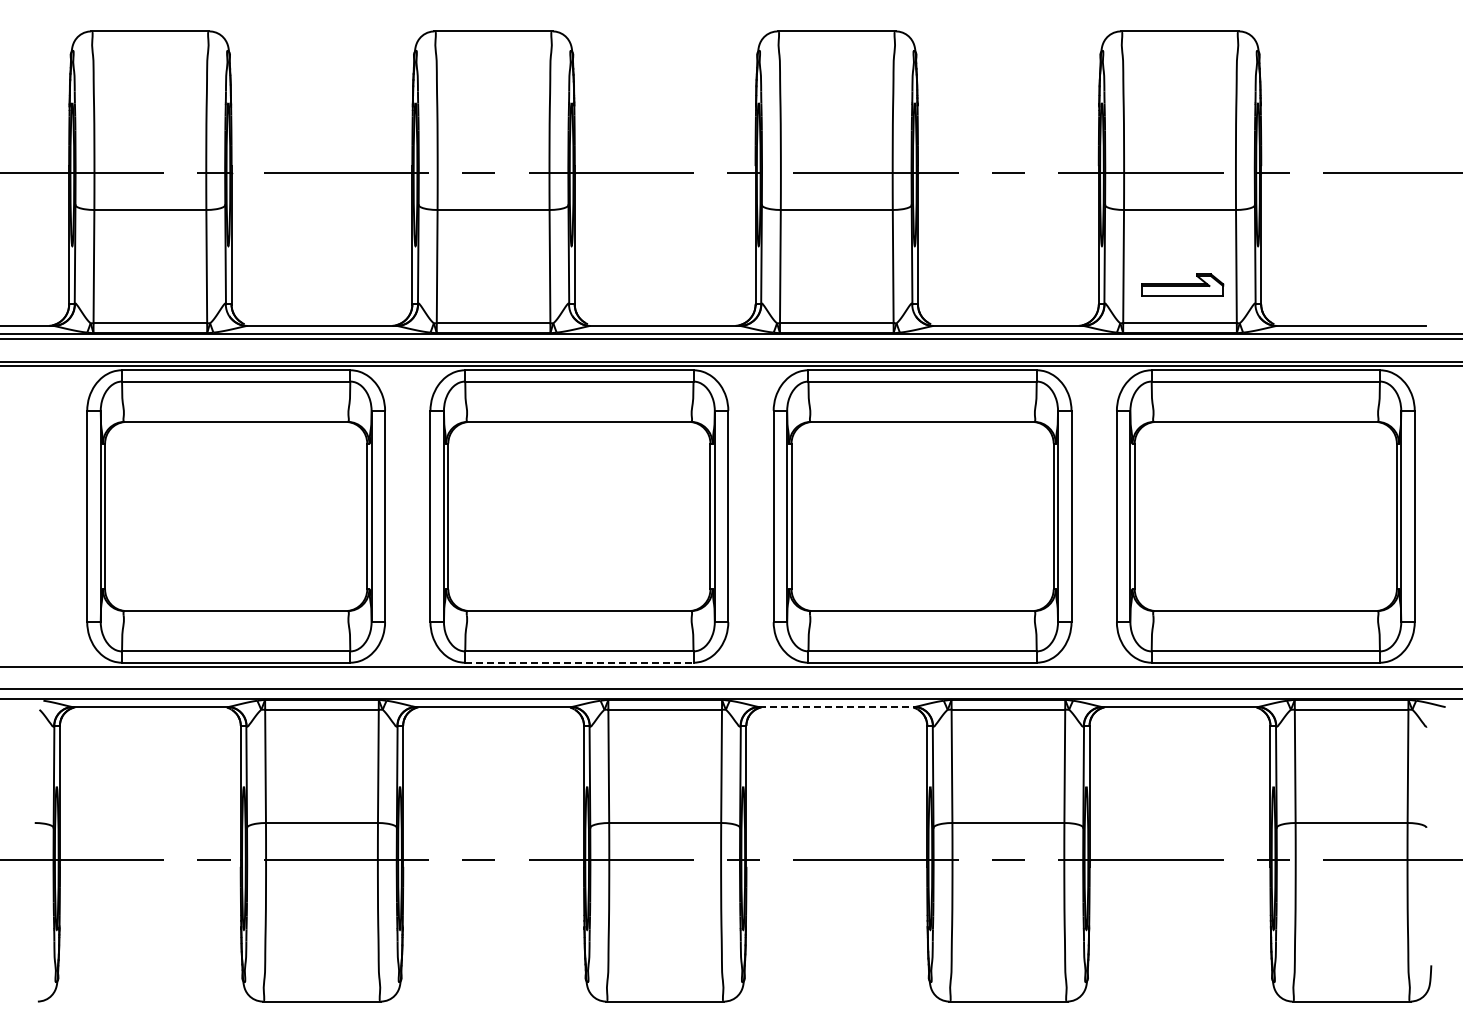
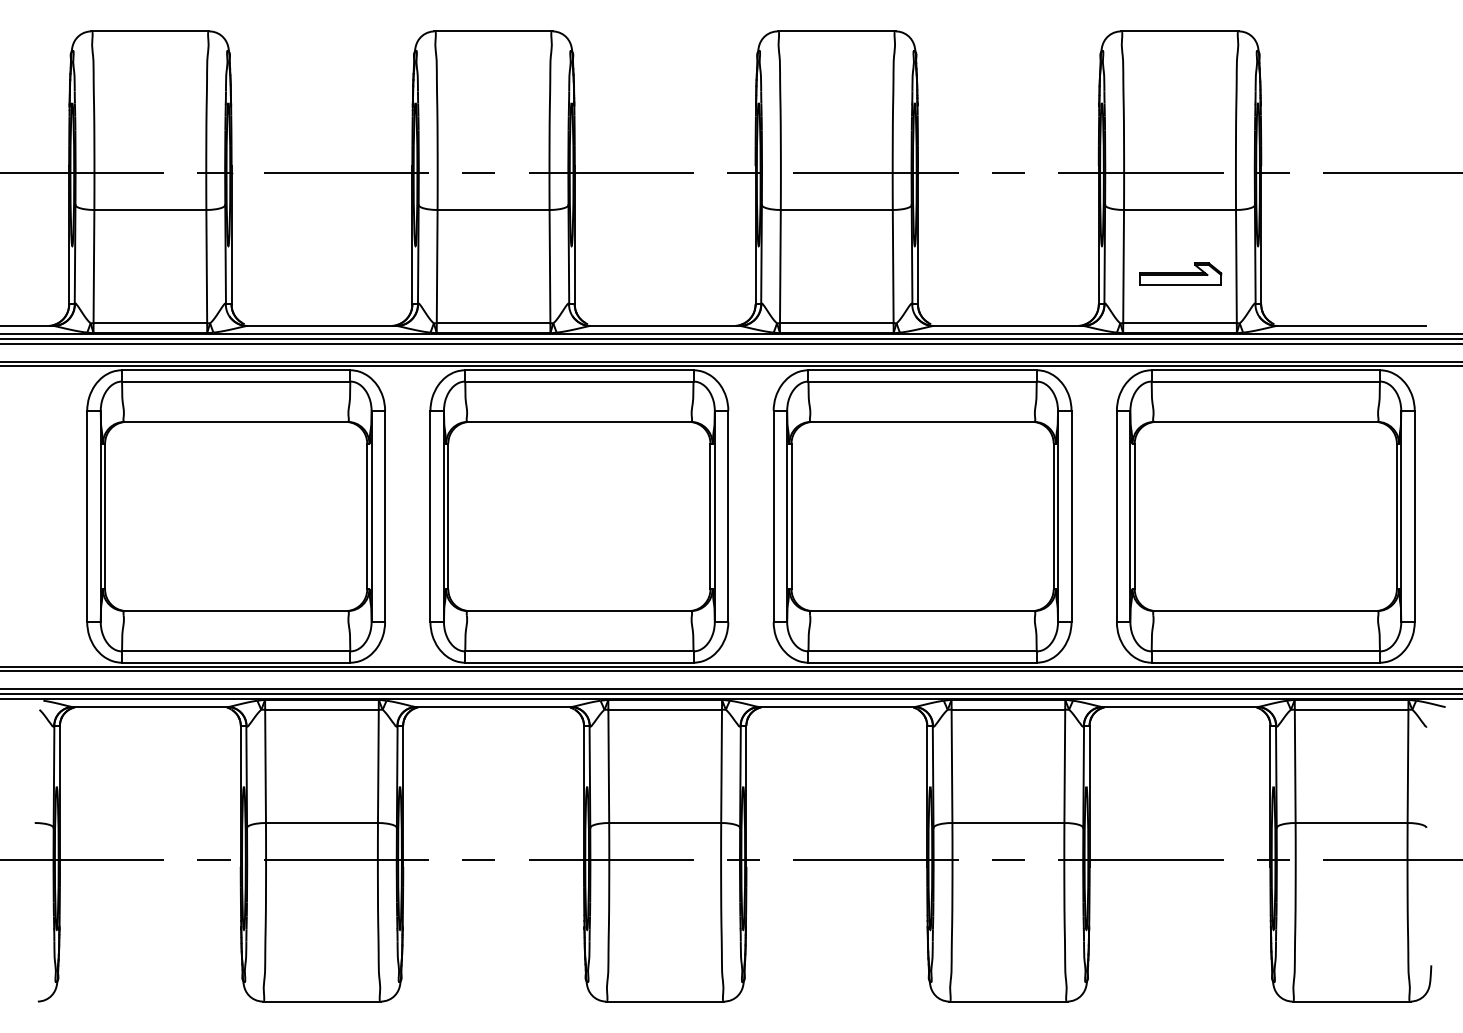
part position: (1182, 284) -> (1180, 273) (1180, 273)
line: none -> present (730, 344)
line: dashed -> solid (579, 662)
line: none -> present (730, 671)
line: none -> present (730, 693)
line: dashed -> solid (836, 707)
